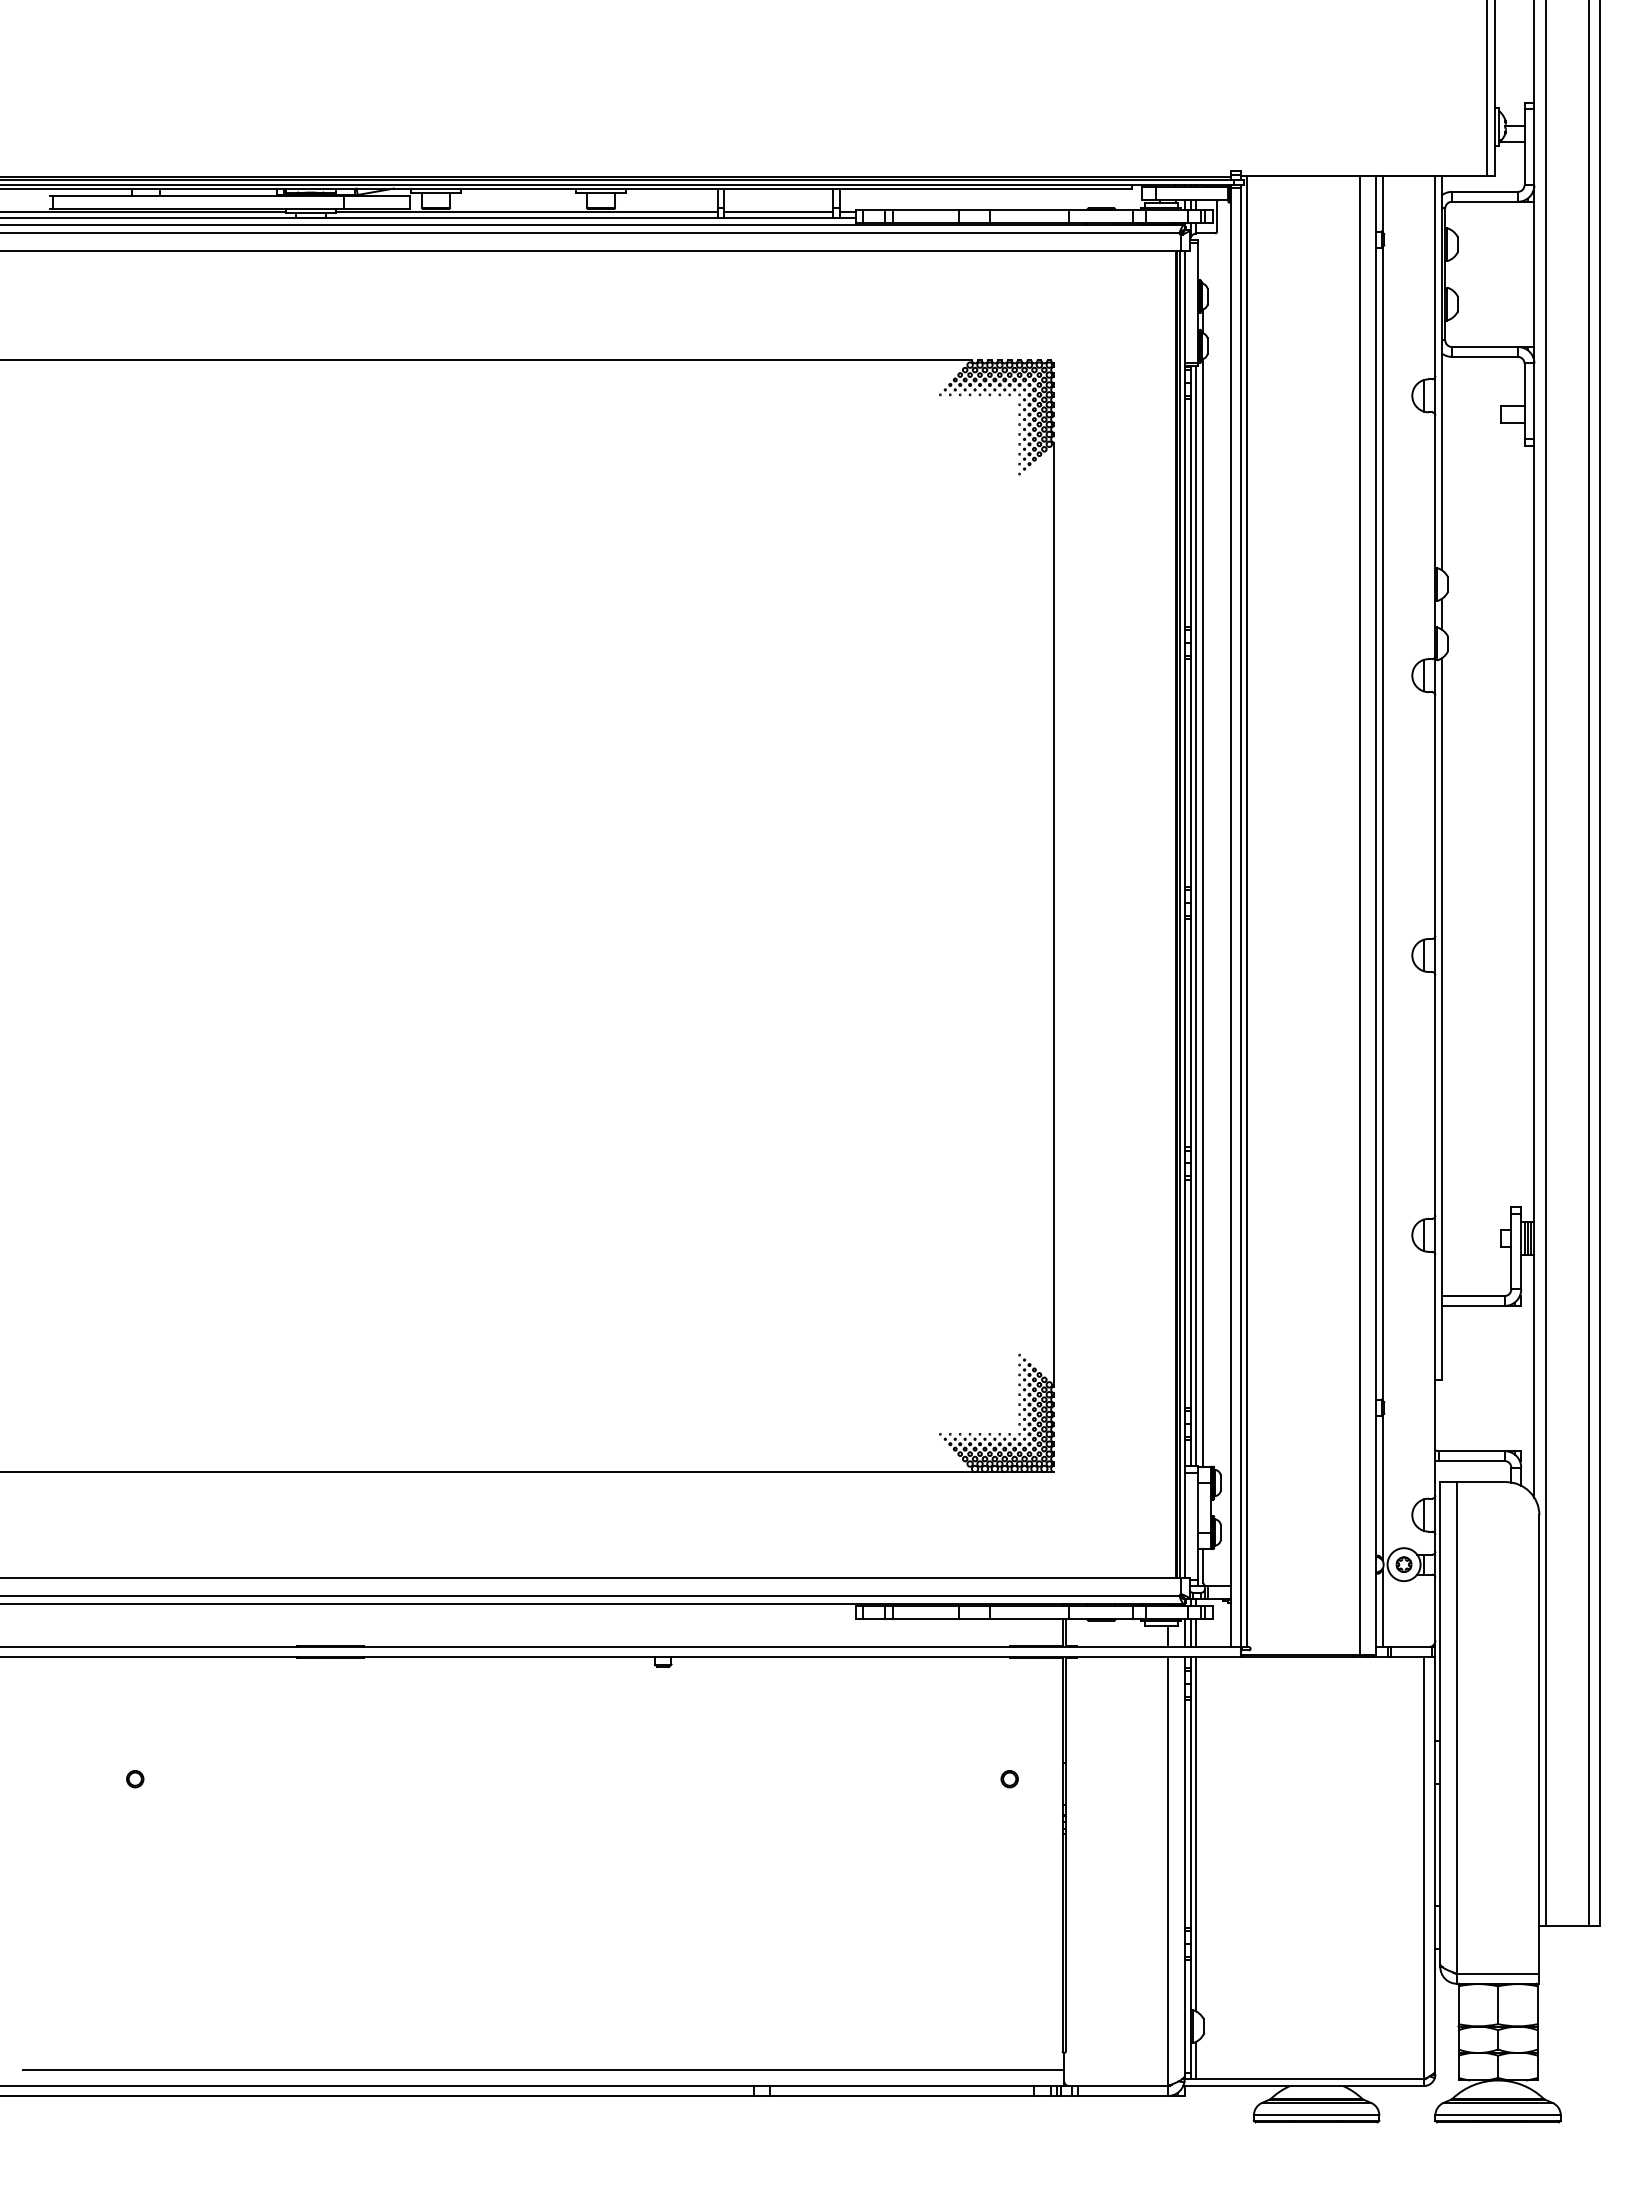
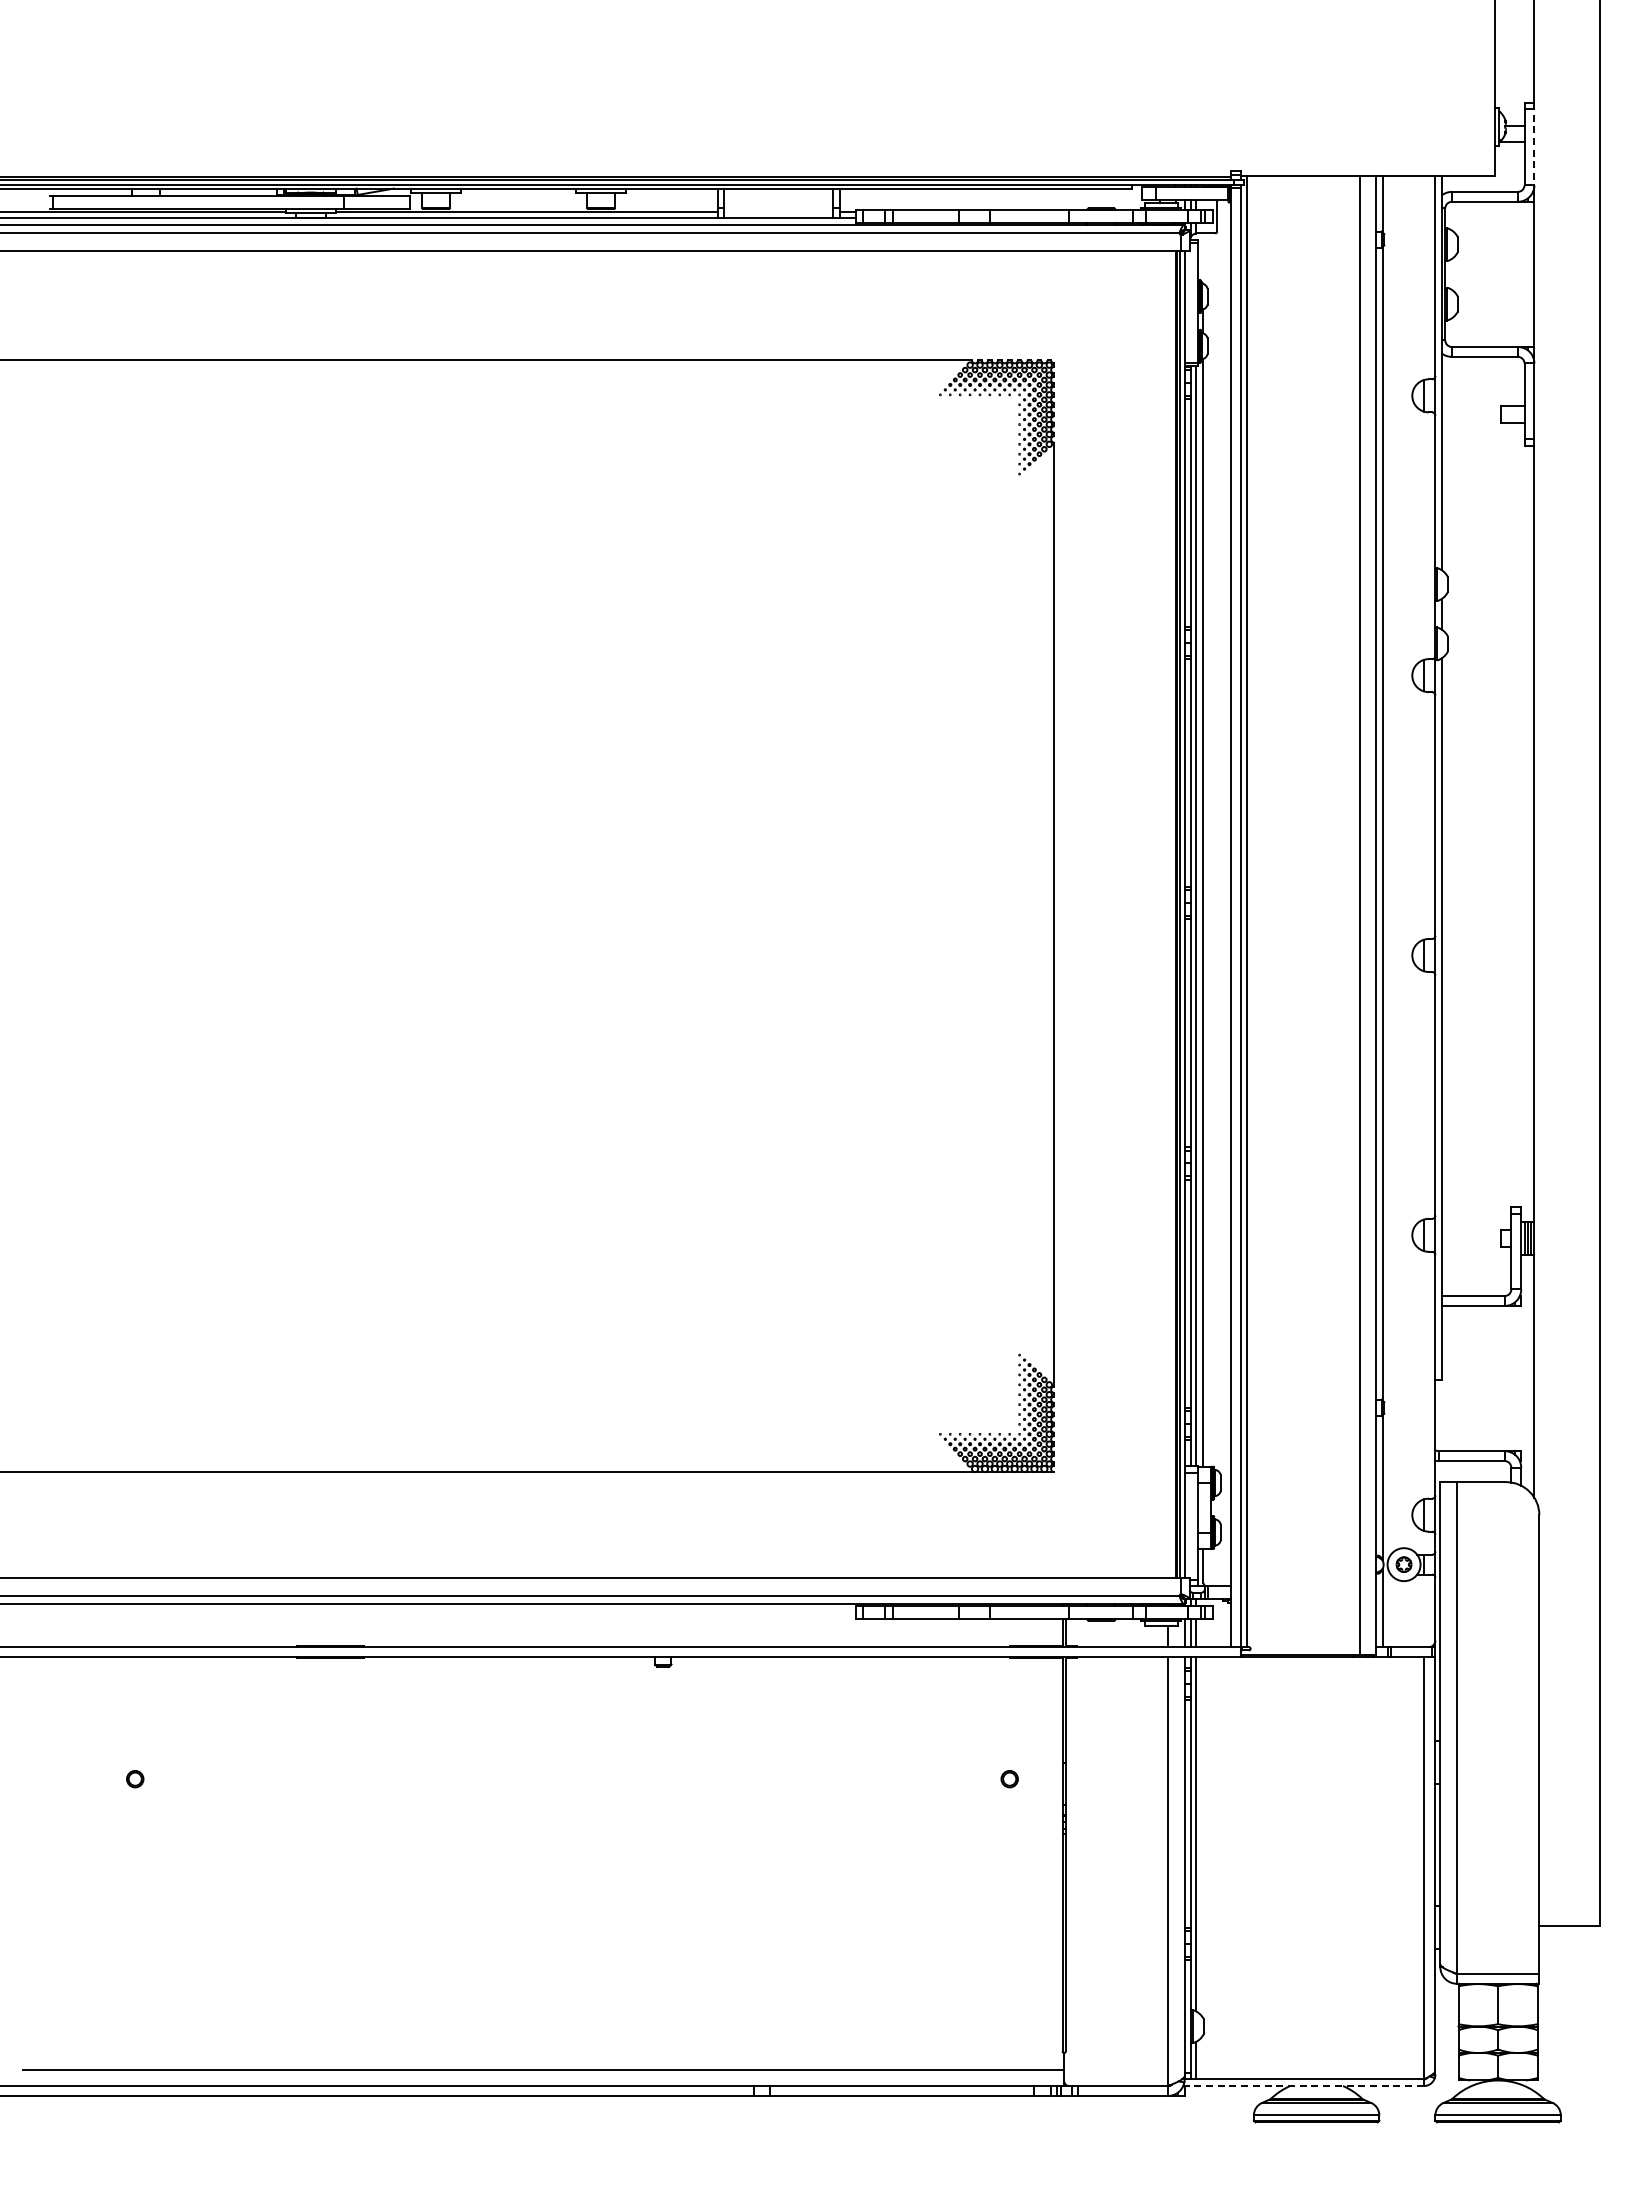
line: present -> none (1486, 89)
line: solid -> dashed (1534, 144)
line: present -> none (778, 211)
line: present -> none (1545, 964)
line: present -> none (1588, 964)
line: solid -> dashed (1303, 2086)
